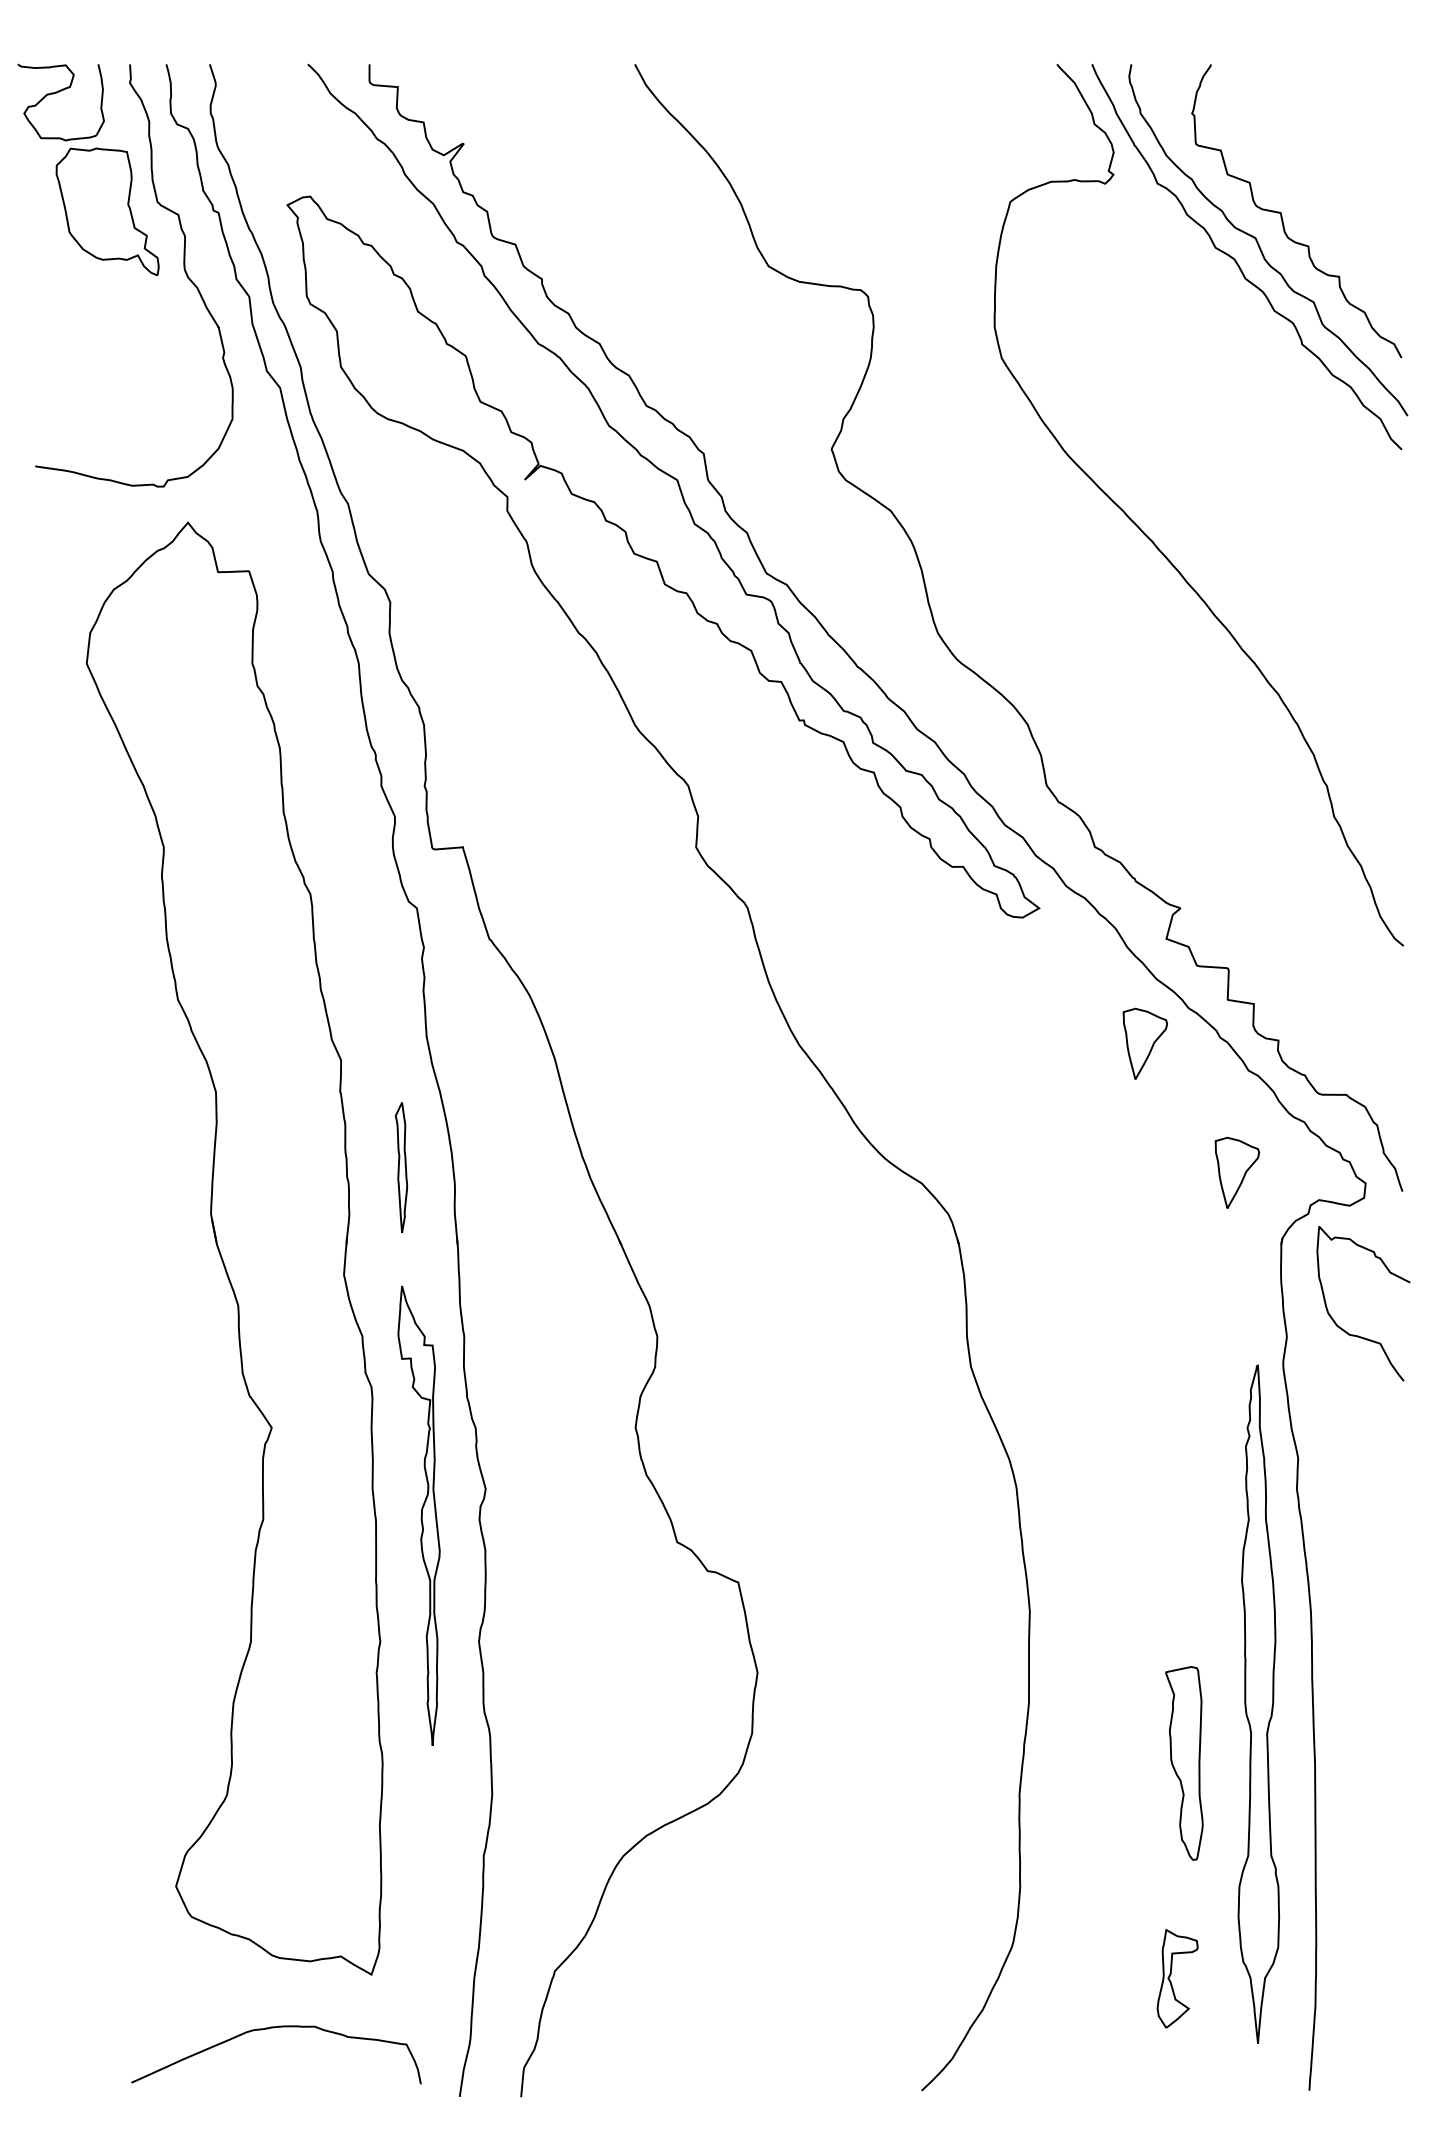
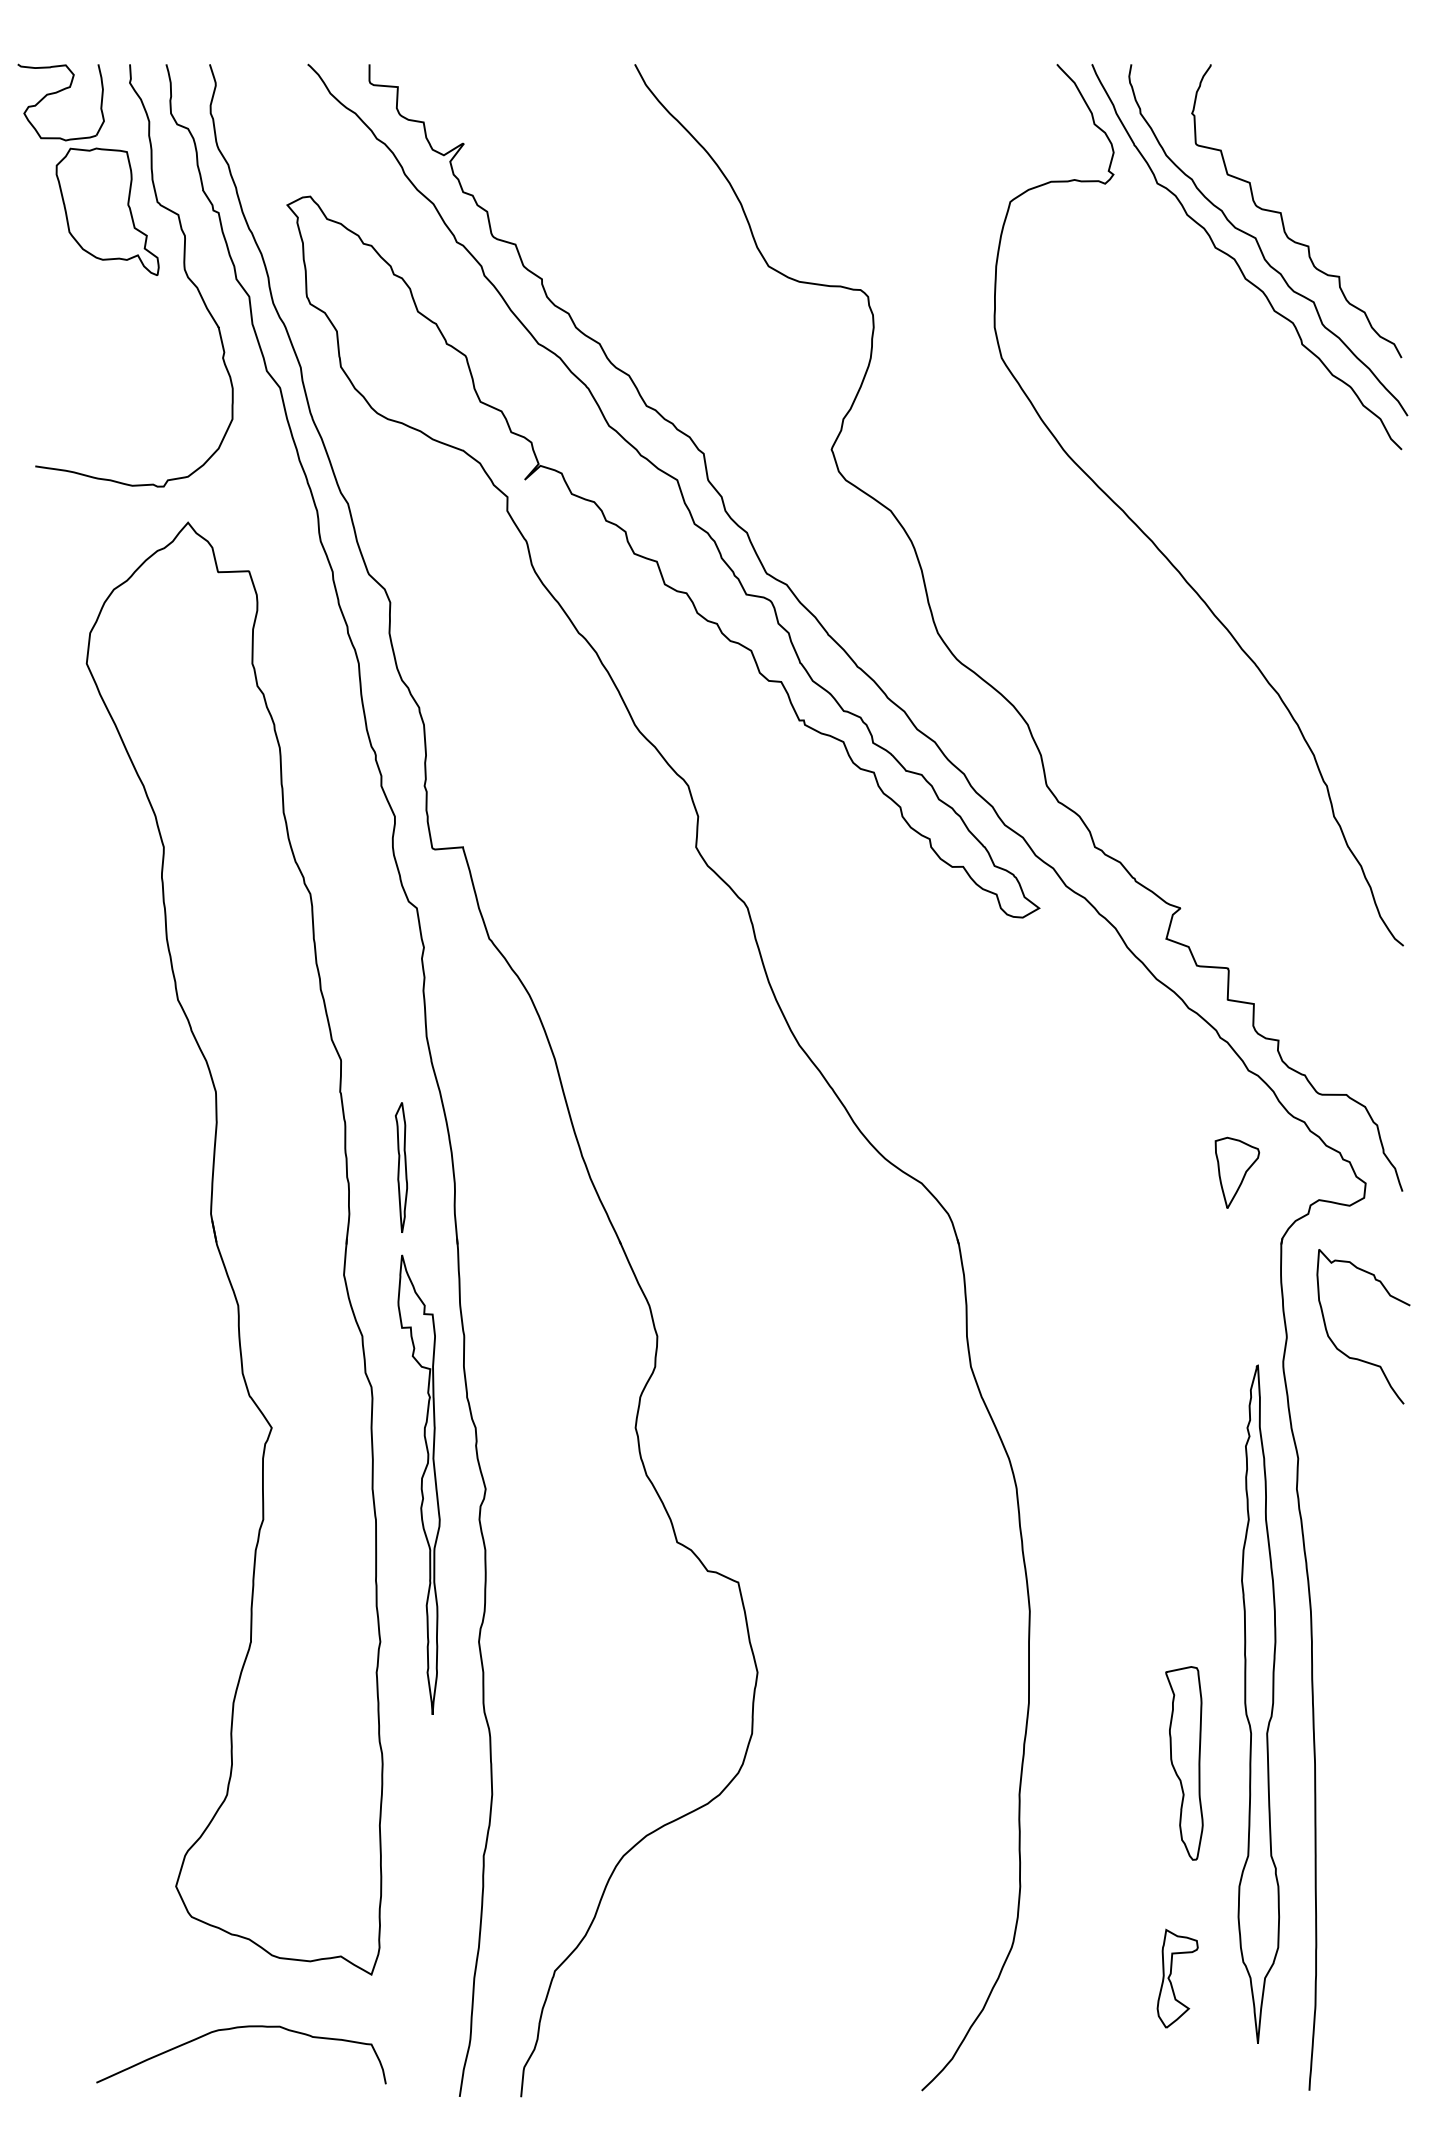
part: present -> none (1145, 1043)
curve position: (1344, 1329) -> (1344, 1352) (1344, 1352)
part position: (418, 1515) -> (418, 1484) (418, 1484)
curve position: (274, 2028) -> (239, 2028) (239, 2028)
